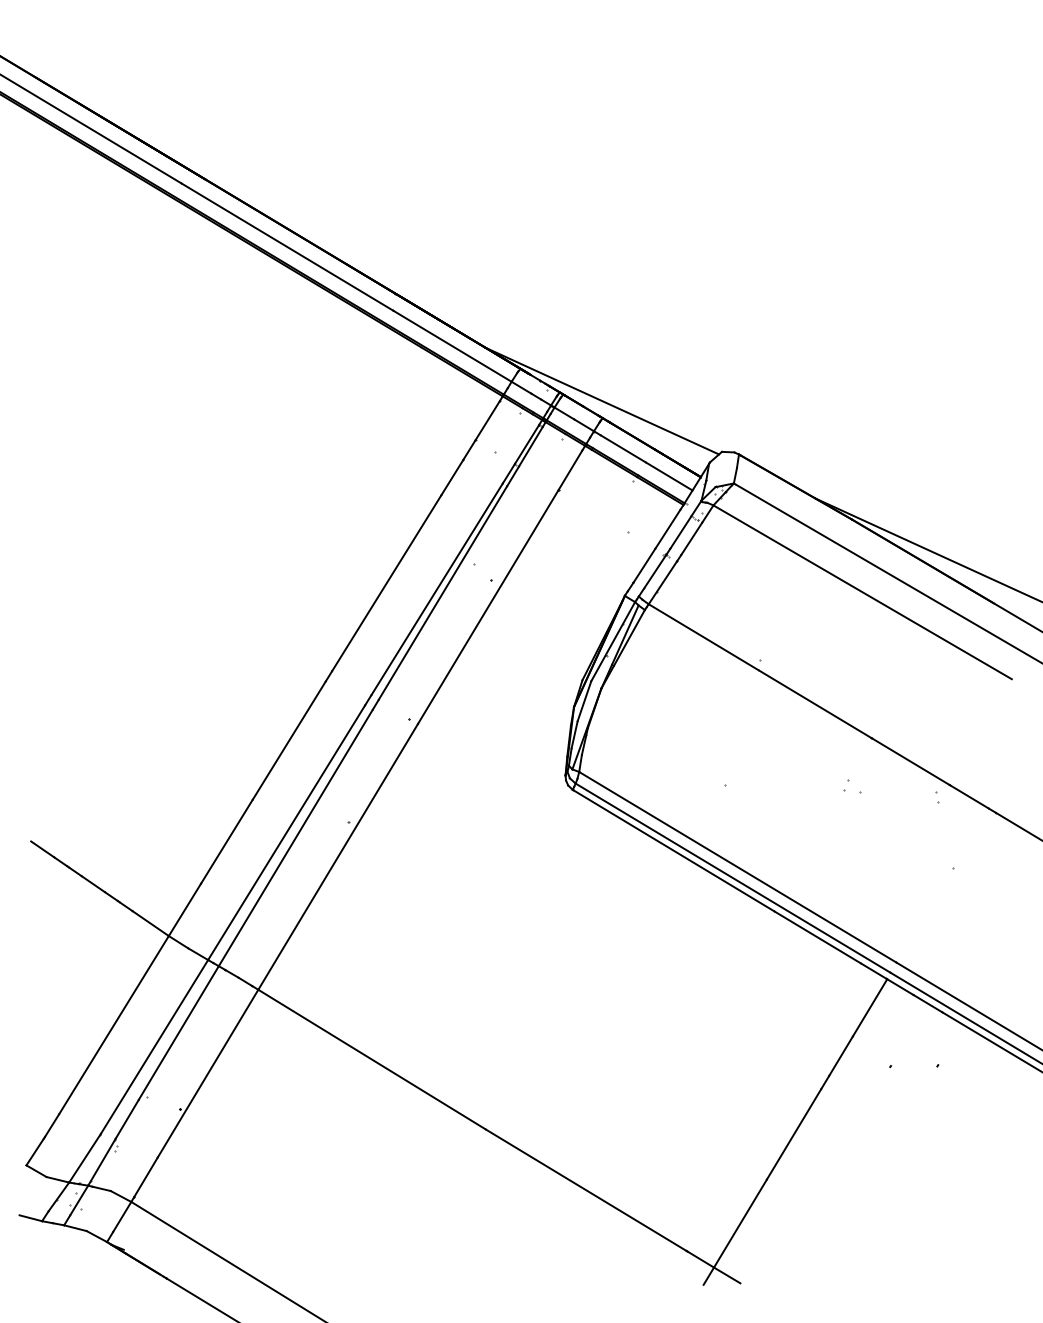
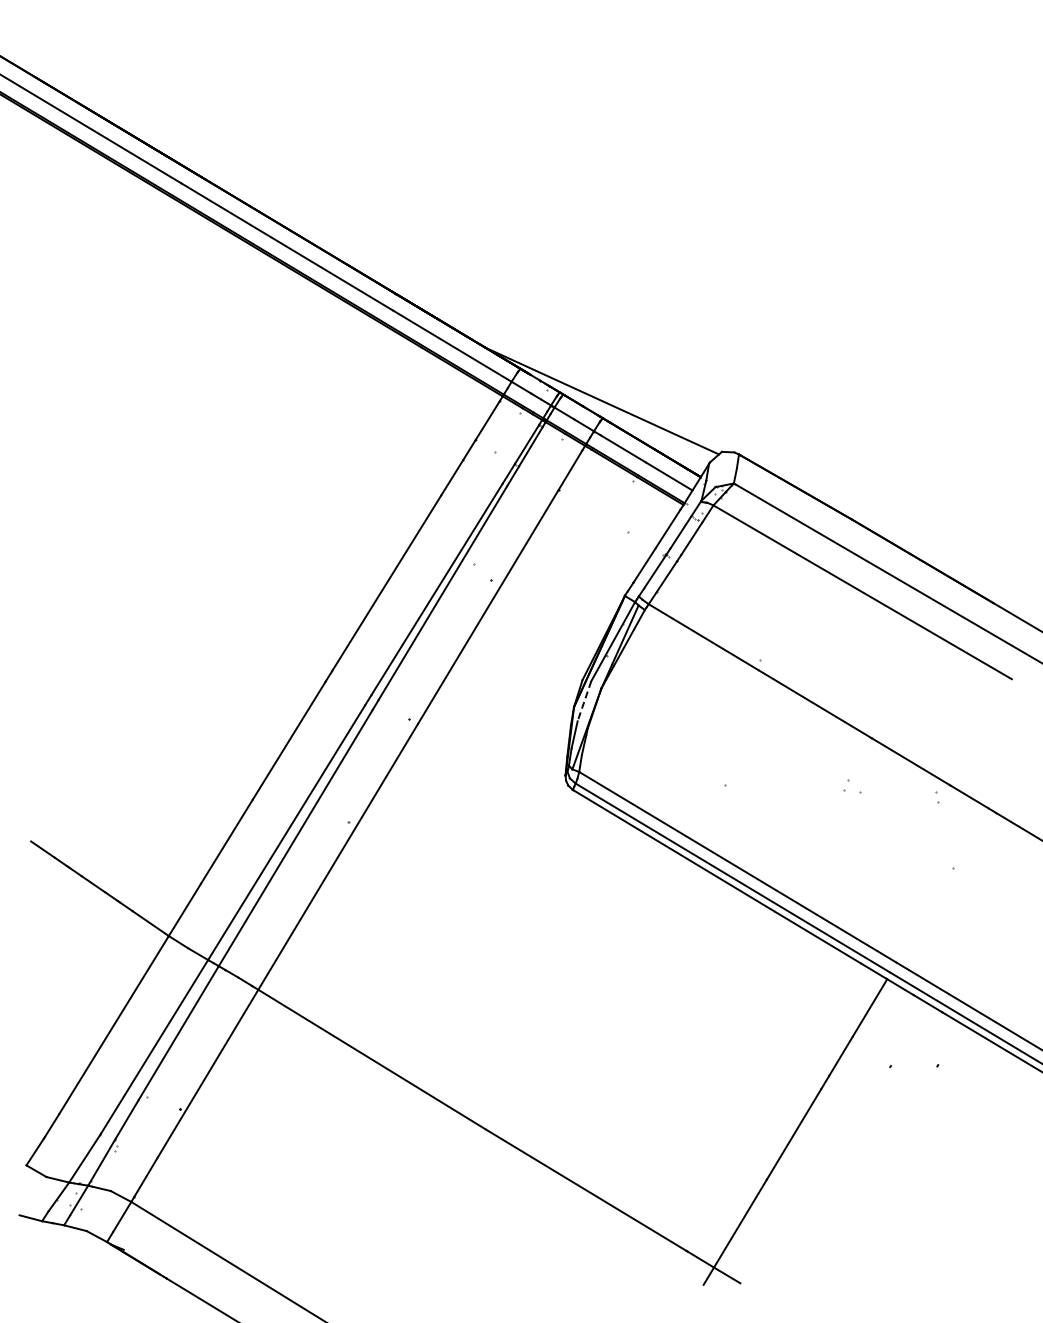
line: present -> none (927, 549)
line: solid -> dashed (584, 701)
